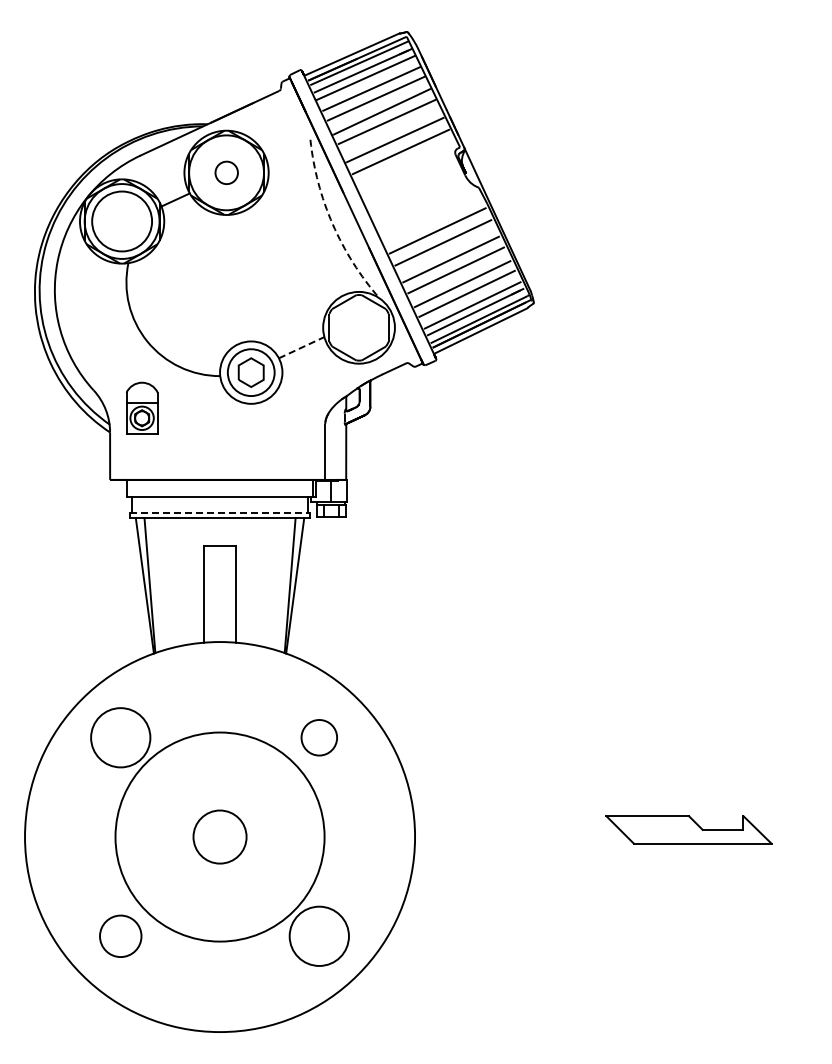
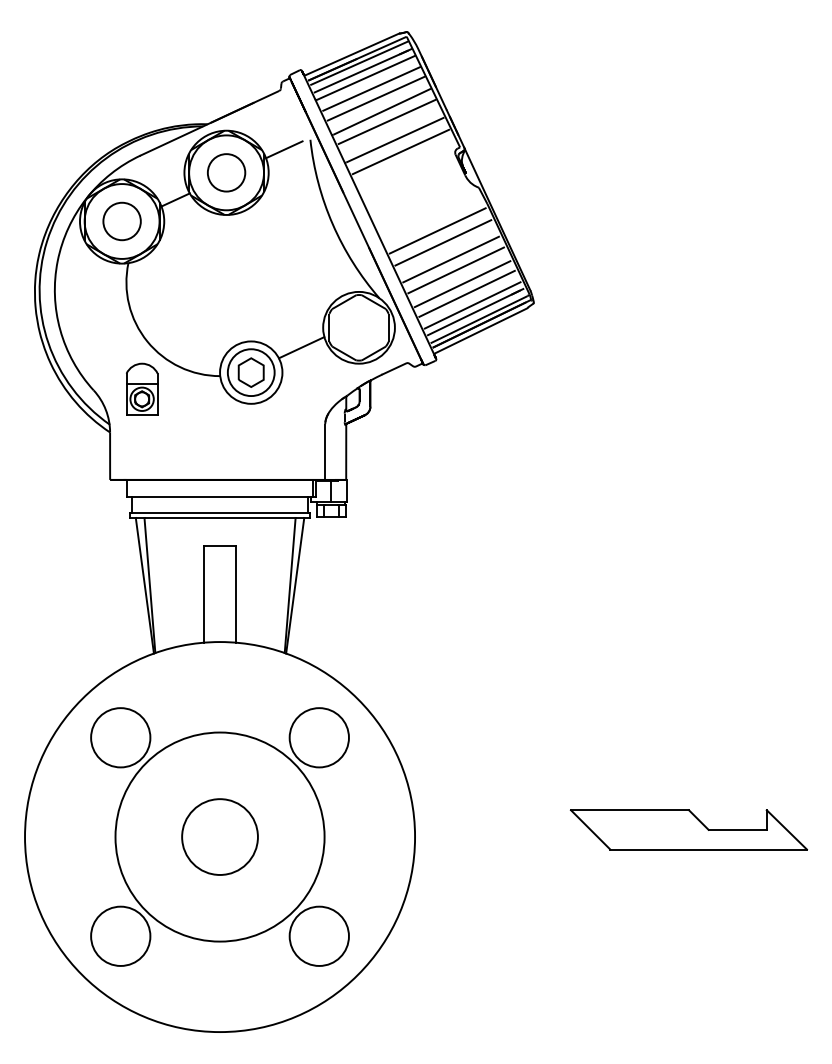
line: none -> present (284, 149)
circle size: 25x25 px -> 40x40 px (226, 172)
circle diameter: 60 px -> 37 px (121, 221)
arc: dashed -> solid (332, 224)
line: dashed -> solid (302, 347)
part position: (142, 407) -> (142, 388) (142, 388)
line: dashed -> solid (220, 512)
circle diameter: 36 px -> 59 px (318, 737)
part size: 168x30 px -> 238x42 px (688, 829)
circle diameter: 53 px -> 76 px (219, 836)
circle diameter: 42 px -> 59 px (120, 935)
